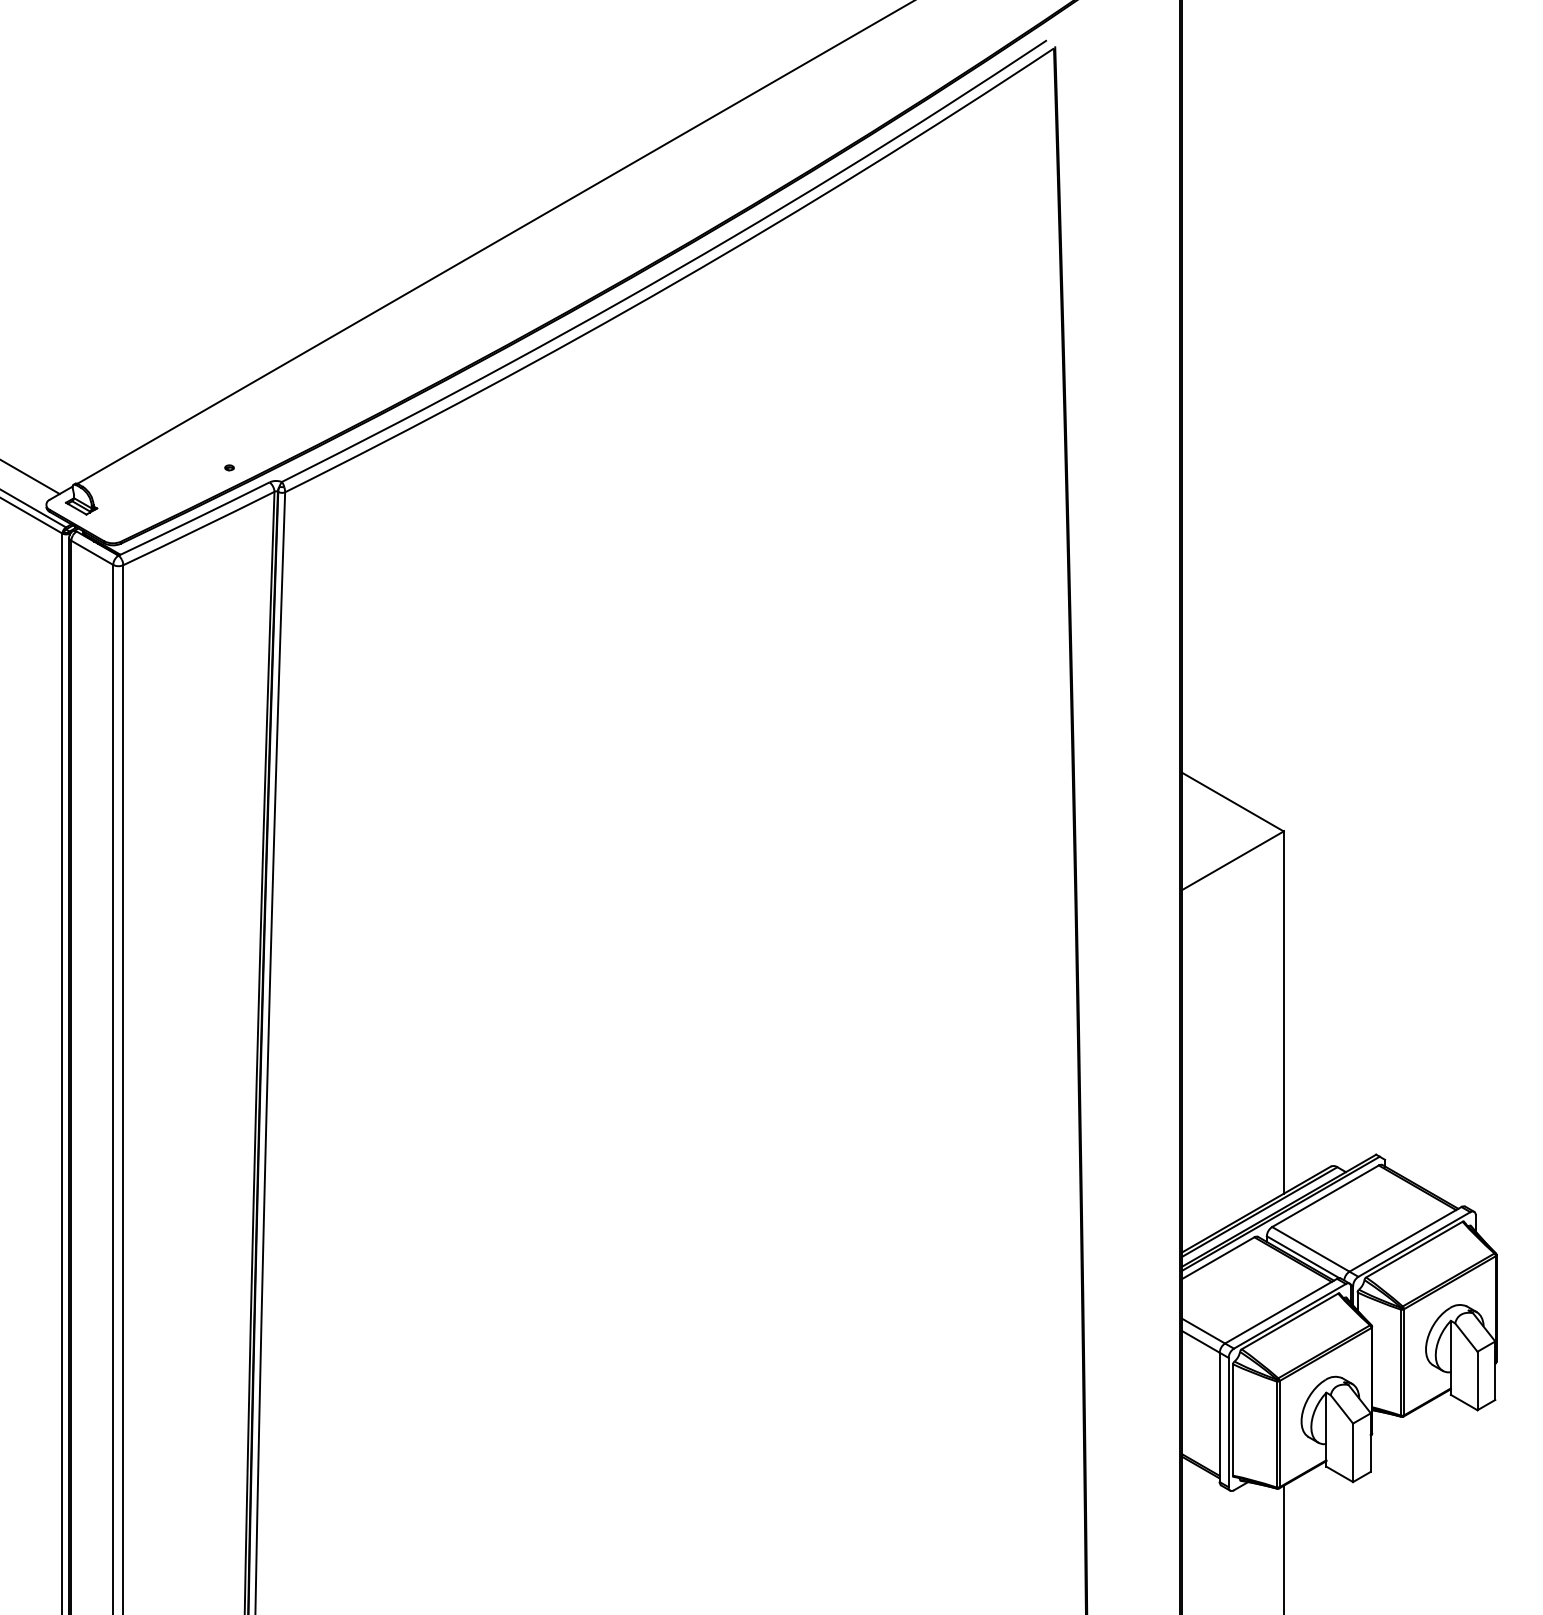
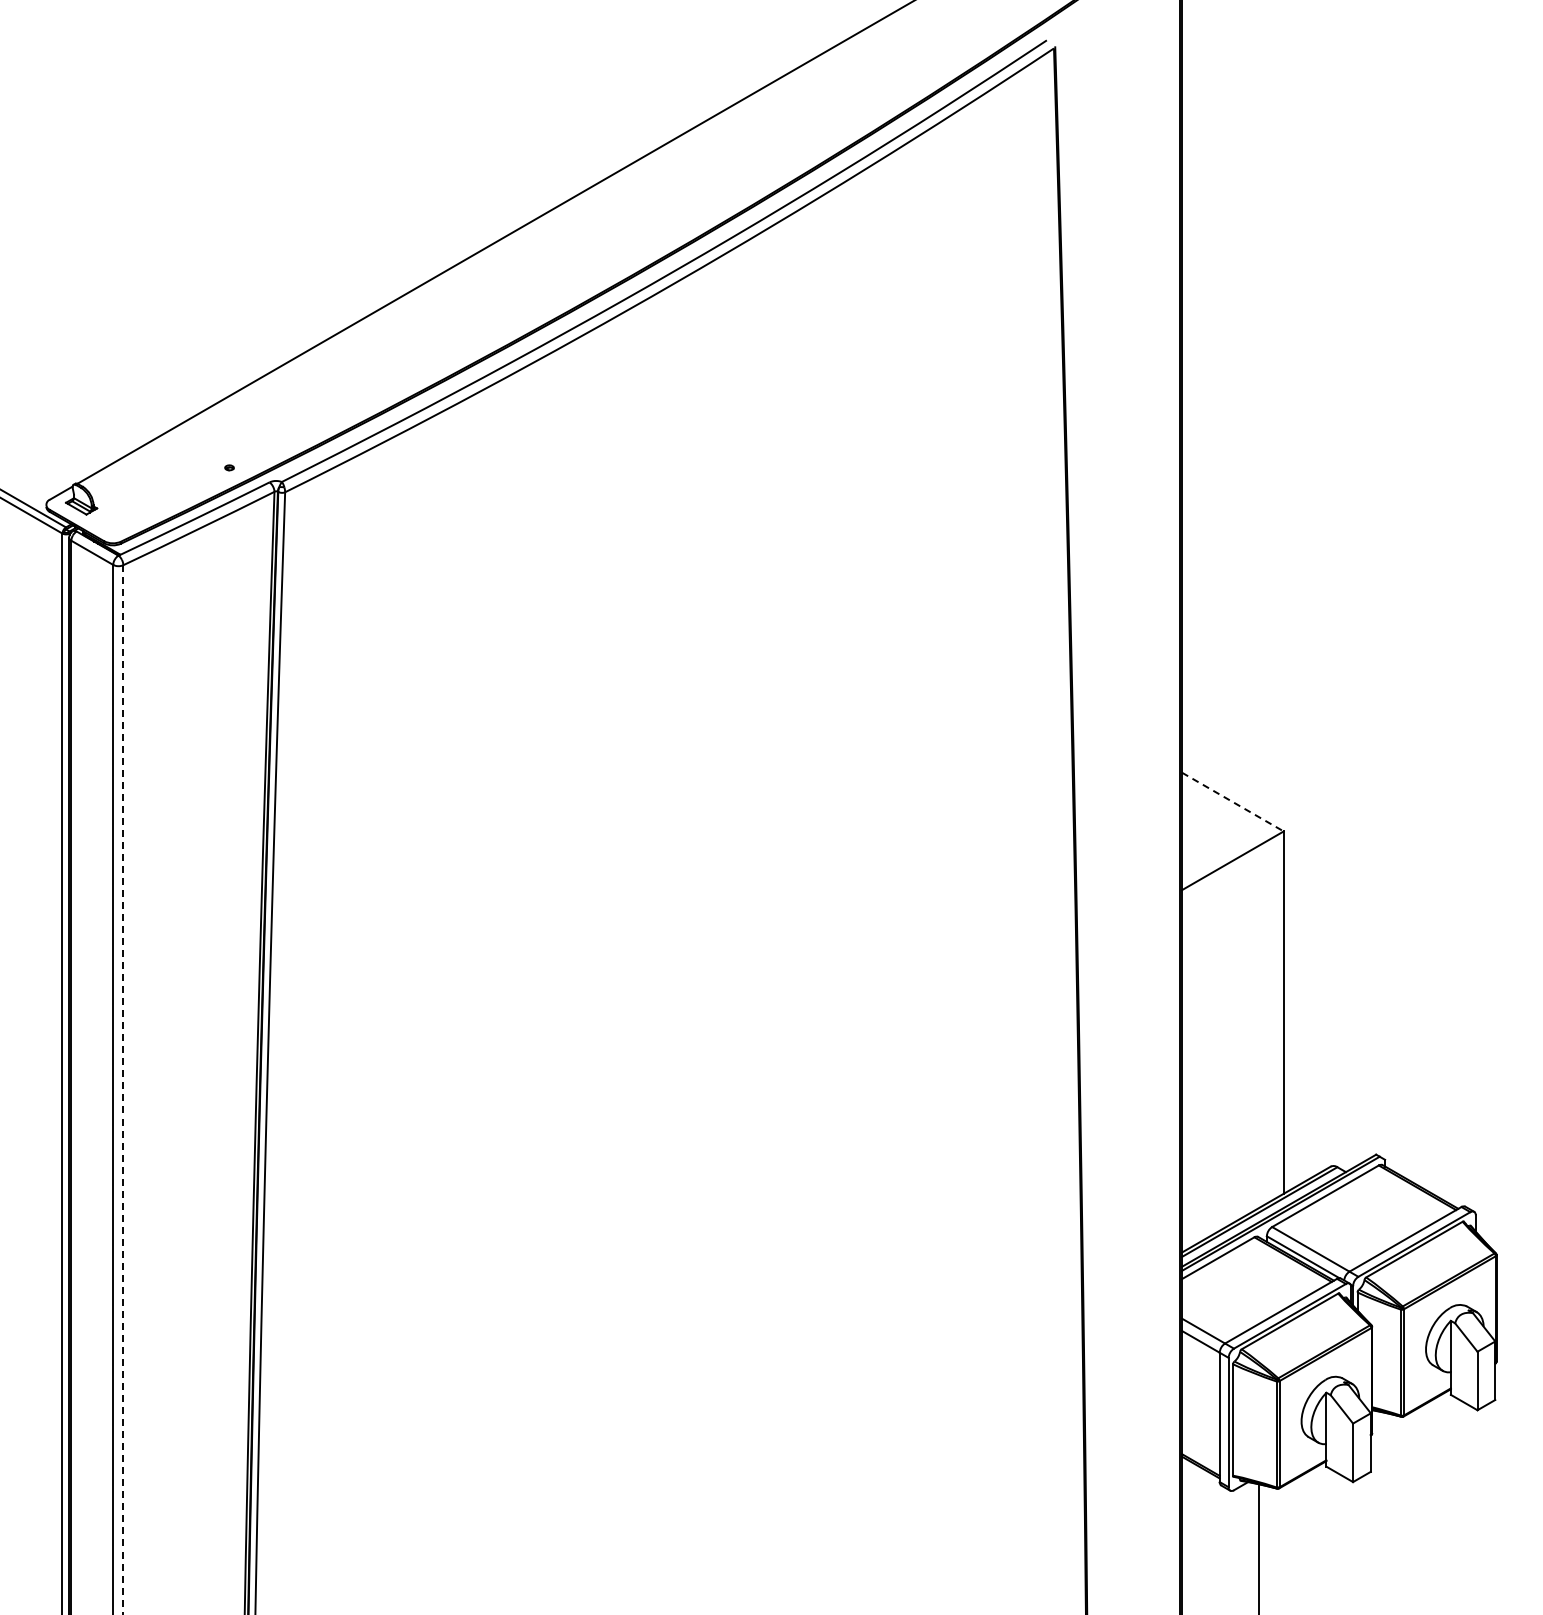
line: present -> none (30, 477)
line: solid -> dashed (1232, 802)
line: solid -> dashed (123, 1090)
line position: (1283, 1548) -> (1258, 1548) (1258, 1548)
